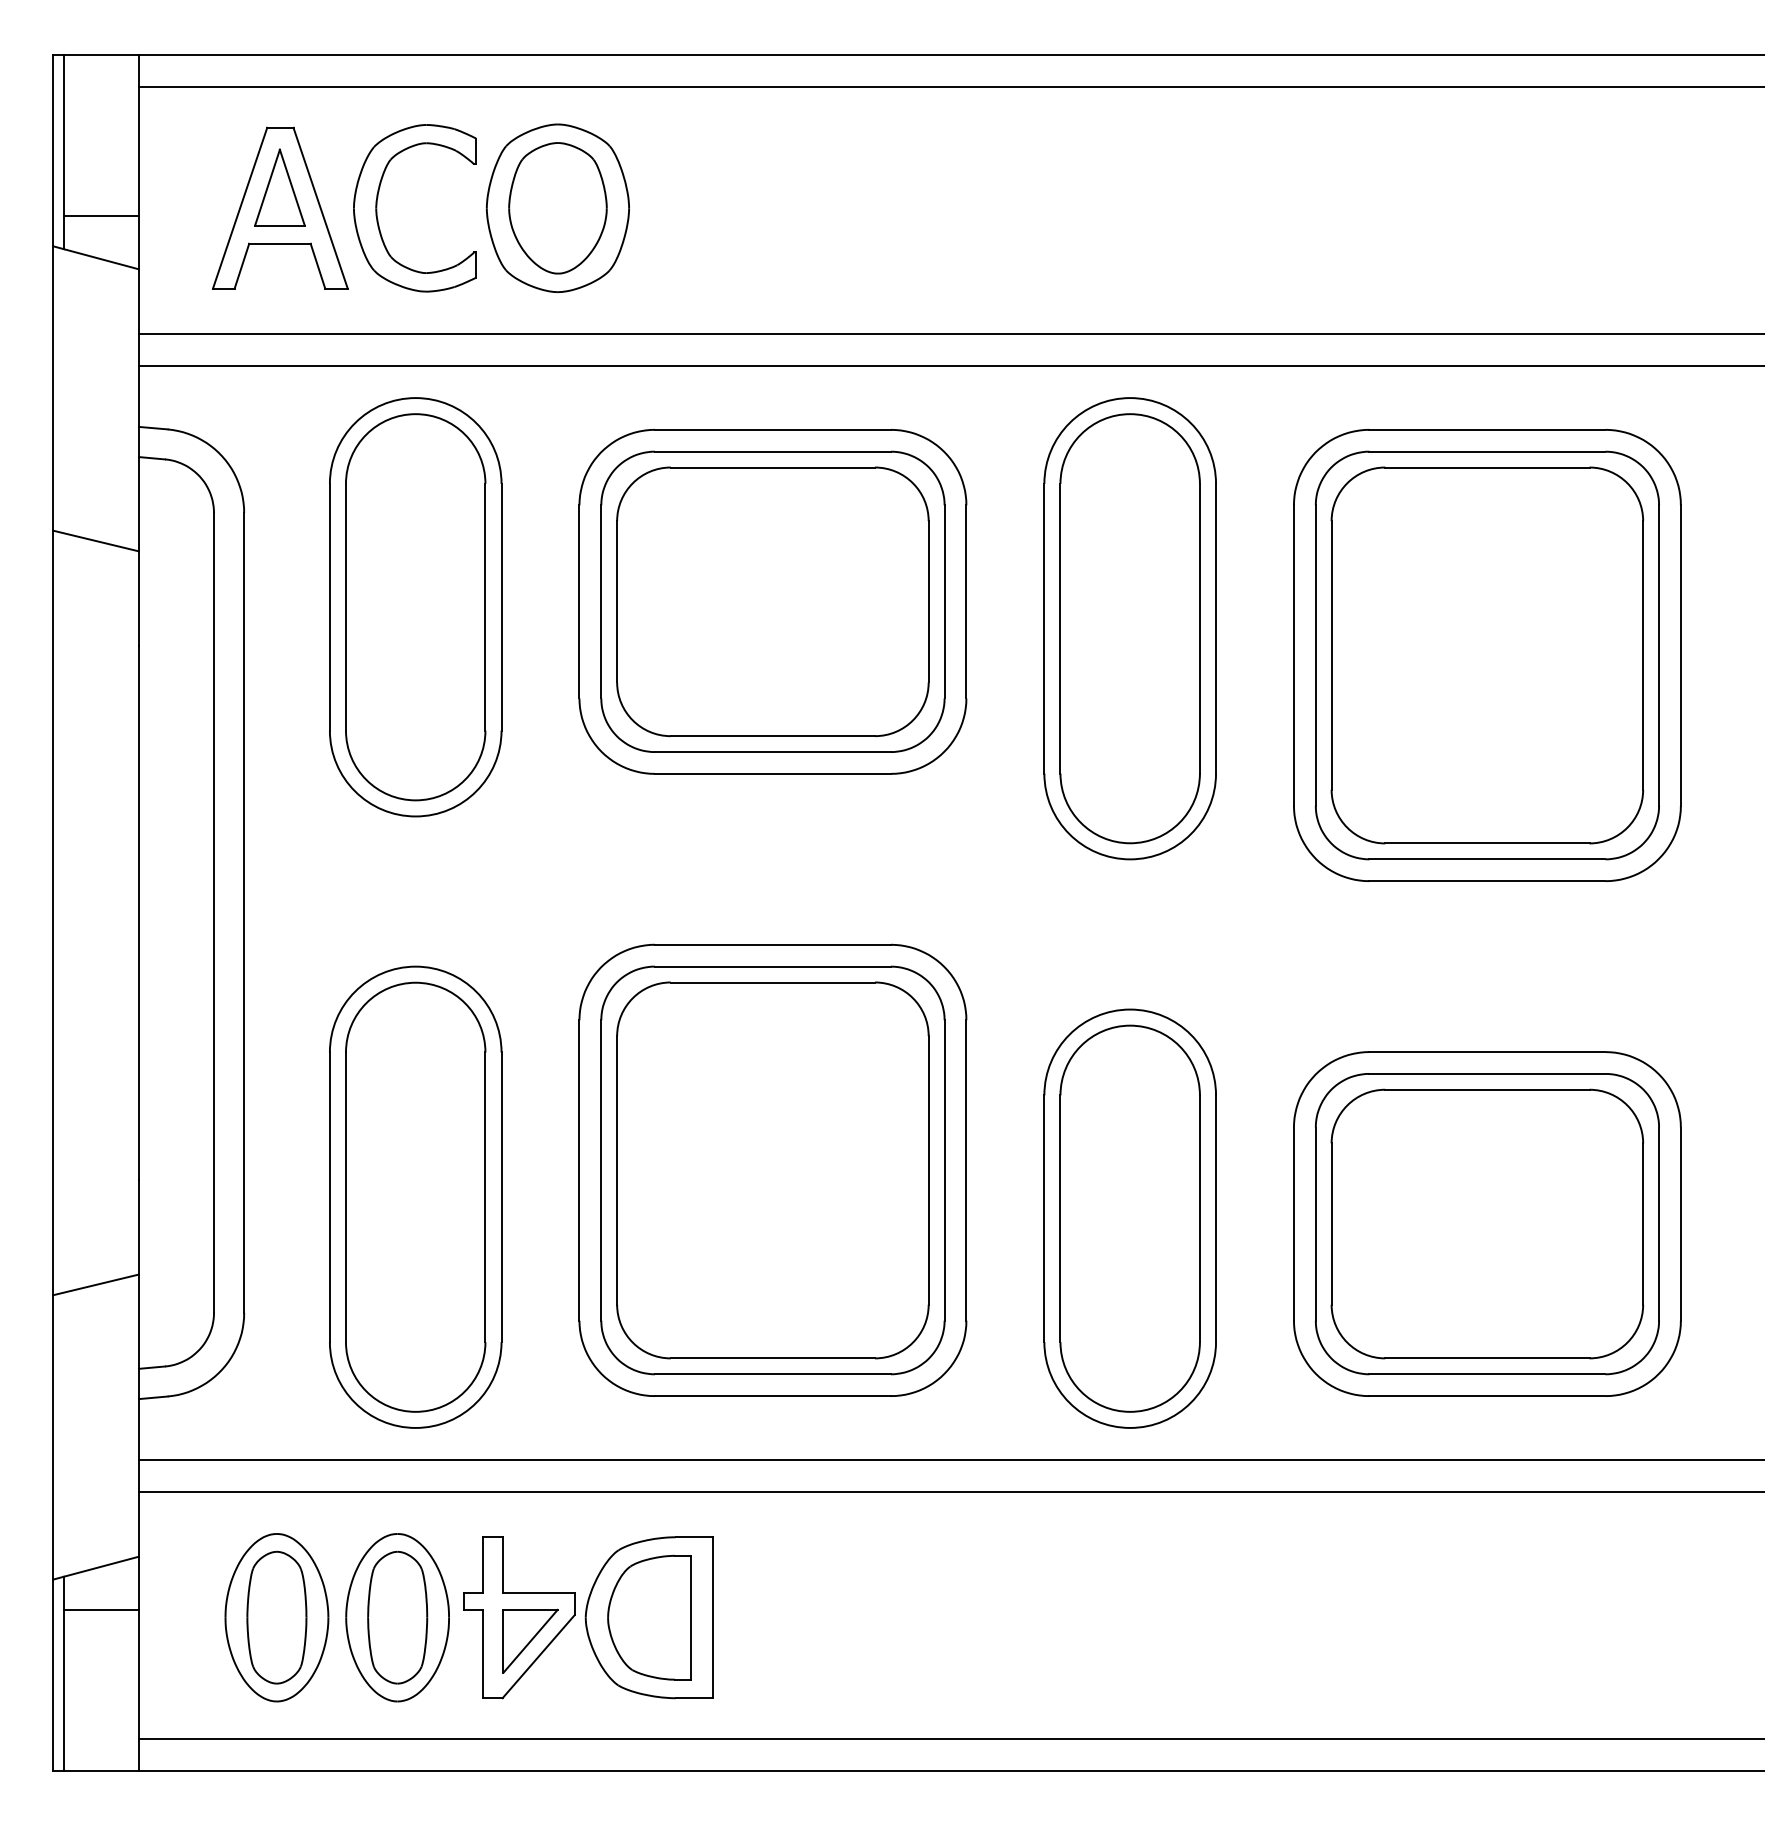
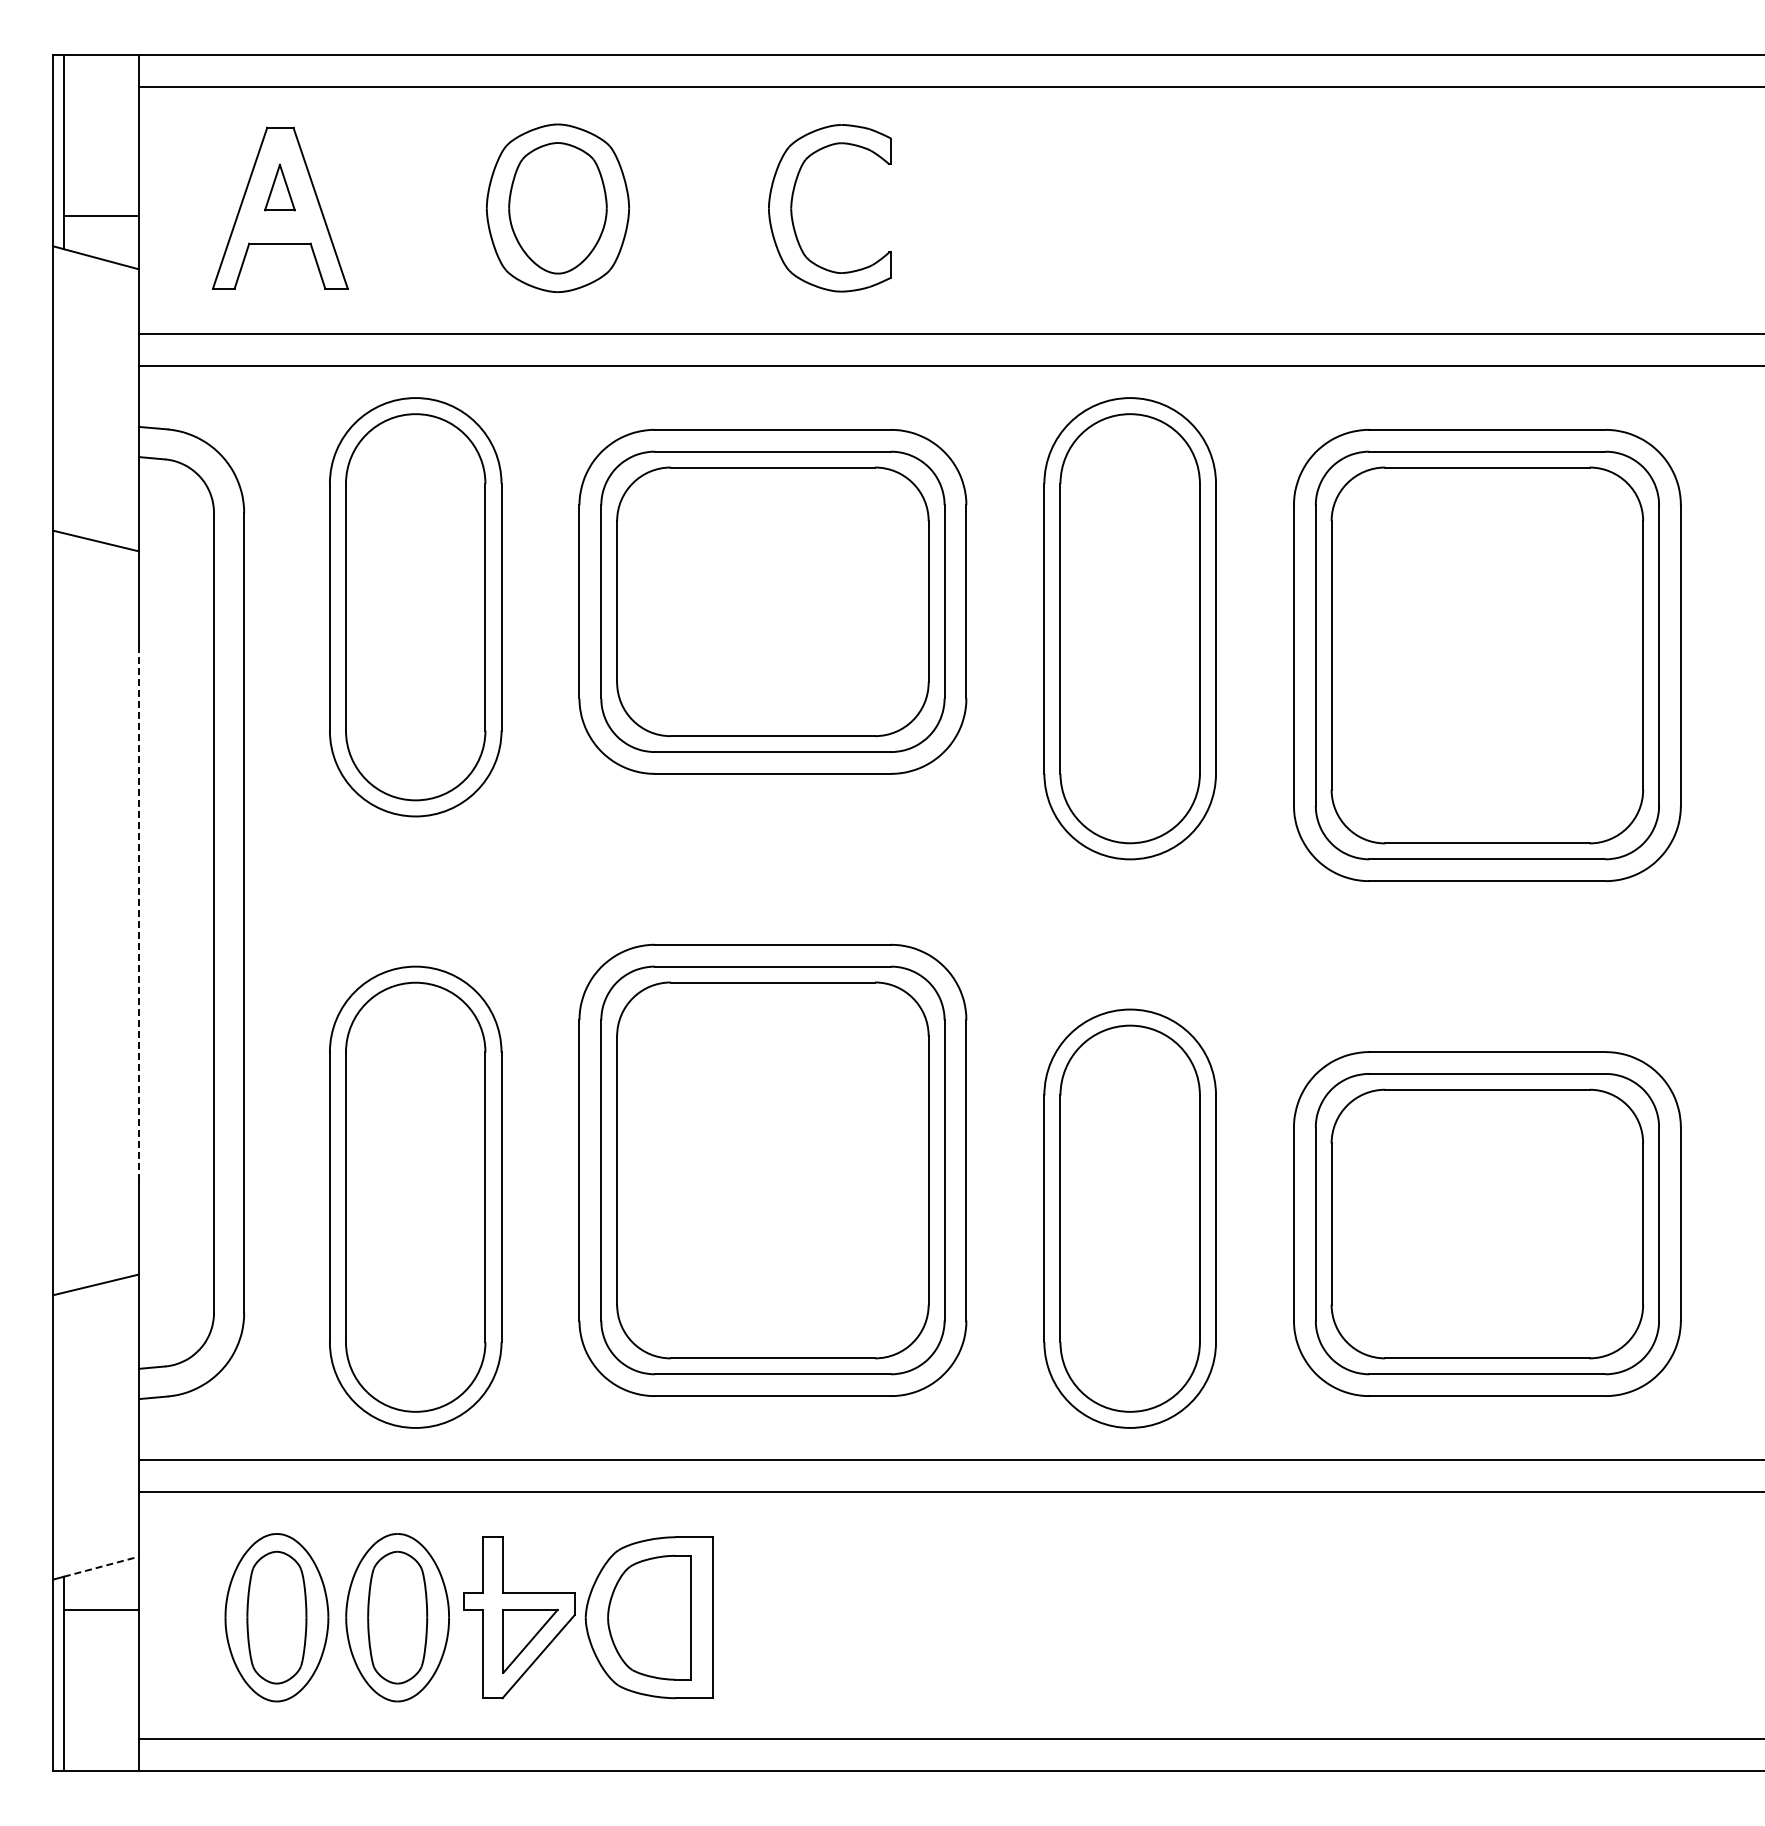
part size: 52x79 px -> 32x49 px (279, 187)
part position: (377, 208) -> (792, 208) (792, 208)
line: solid -> dashed (138, 912)
line: solid -> dashed (101, 1566)
